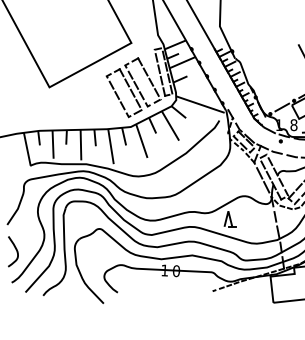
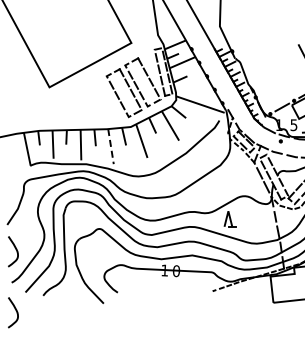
text: 8 -> 5 (293, 125)
line: solid -> dashed (111, 146)
curve: none -> present (15, 310)
